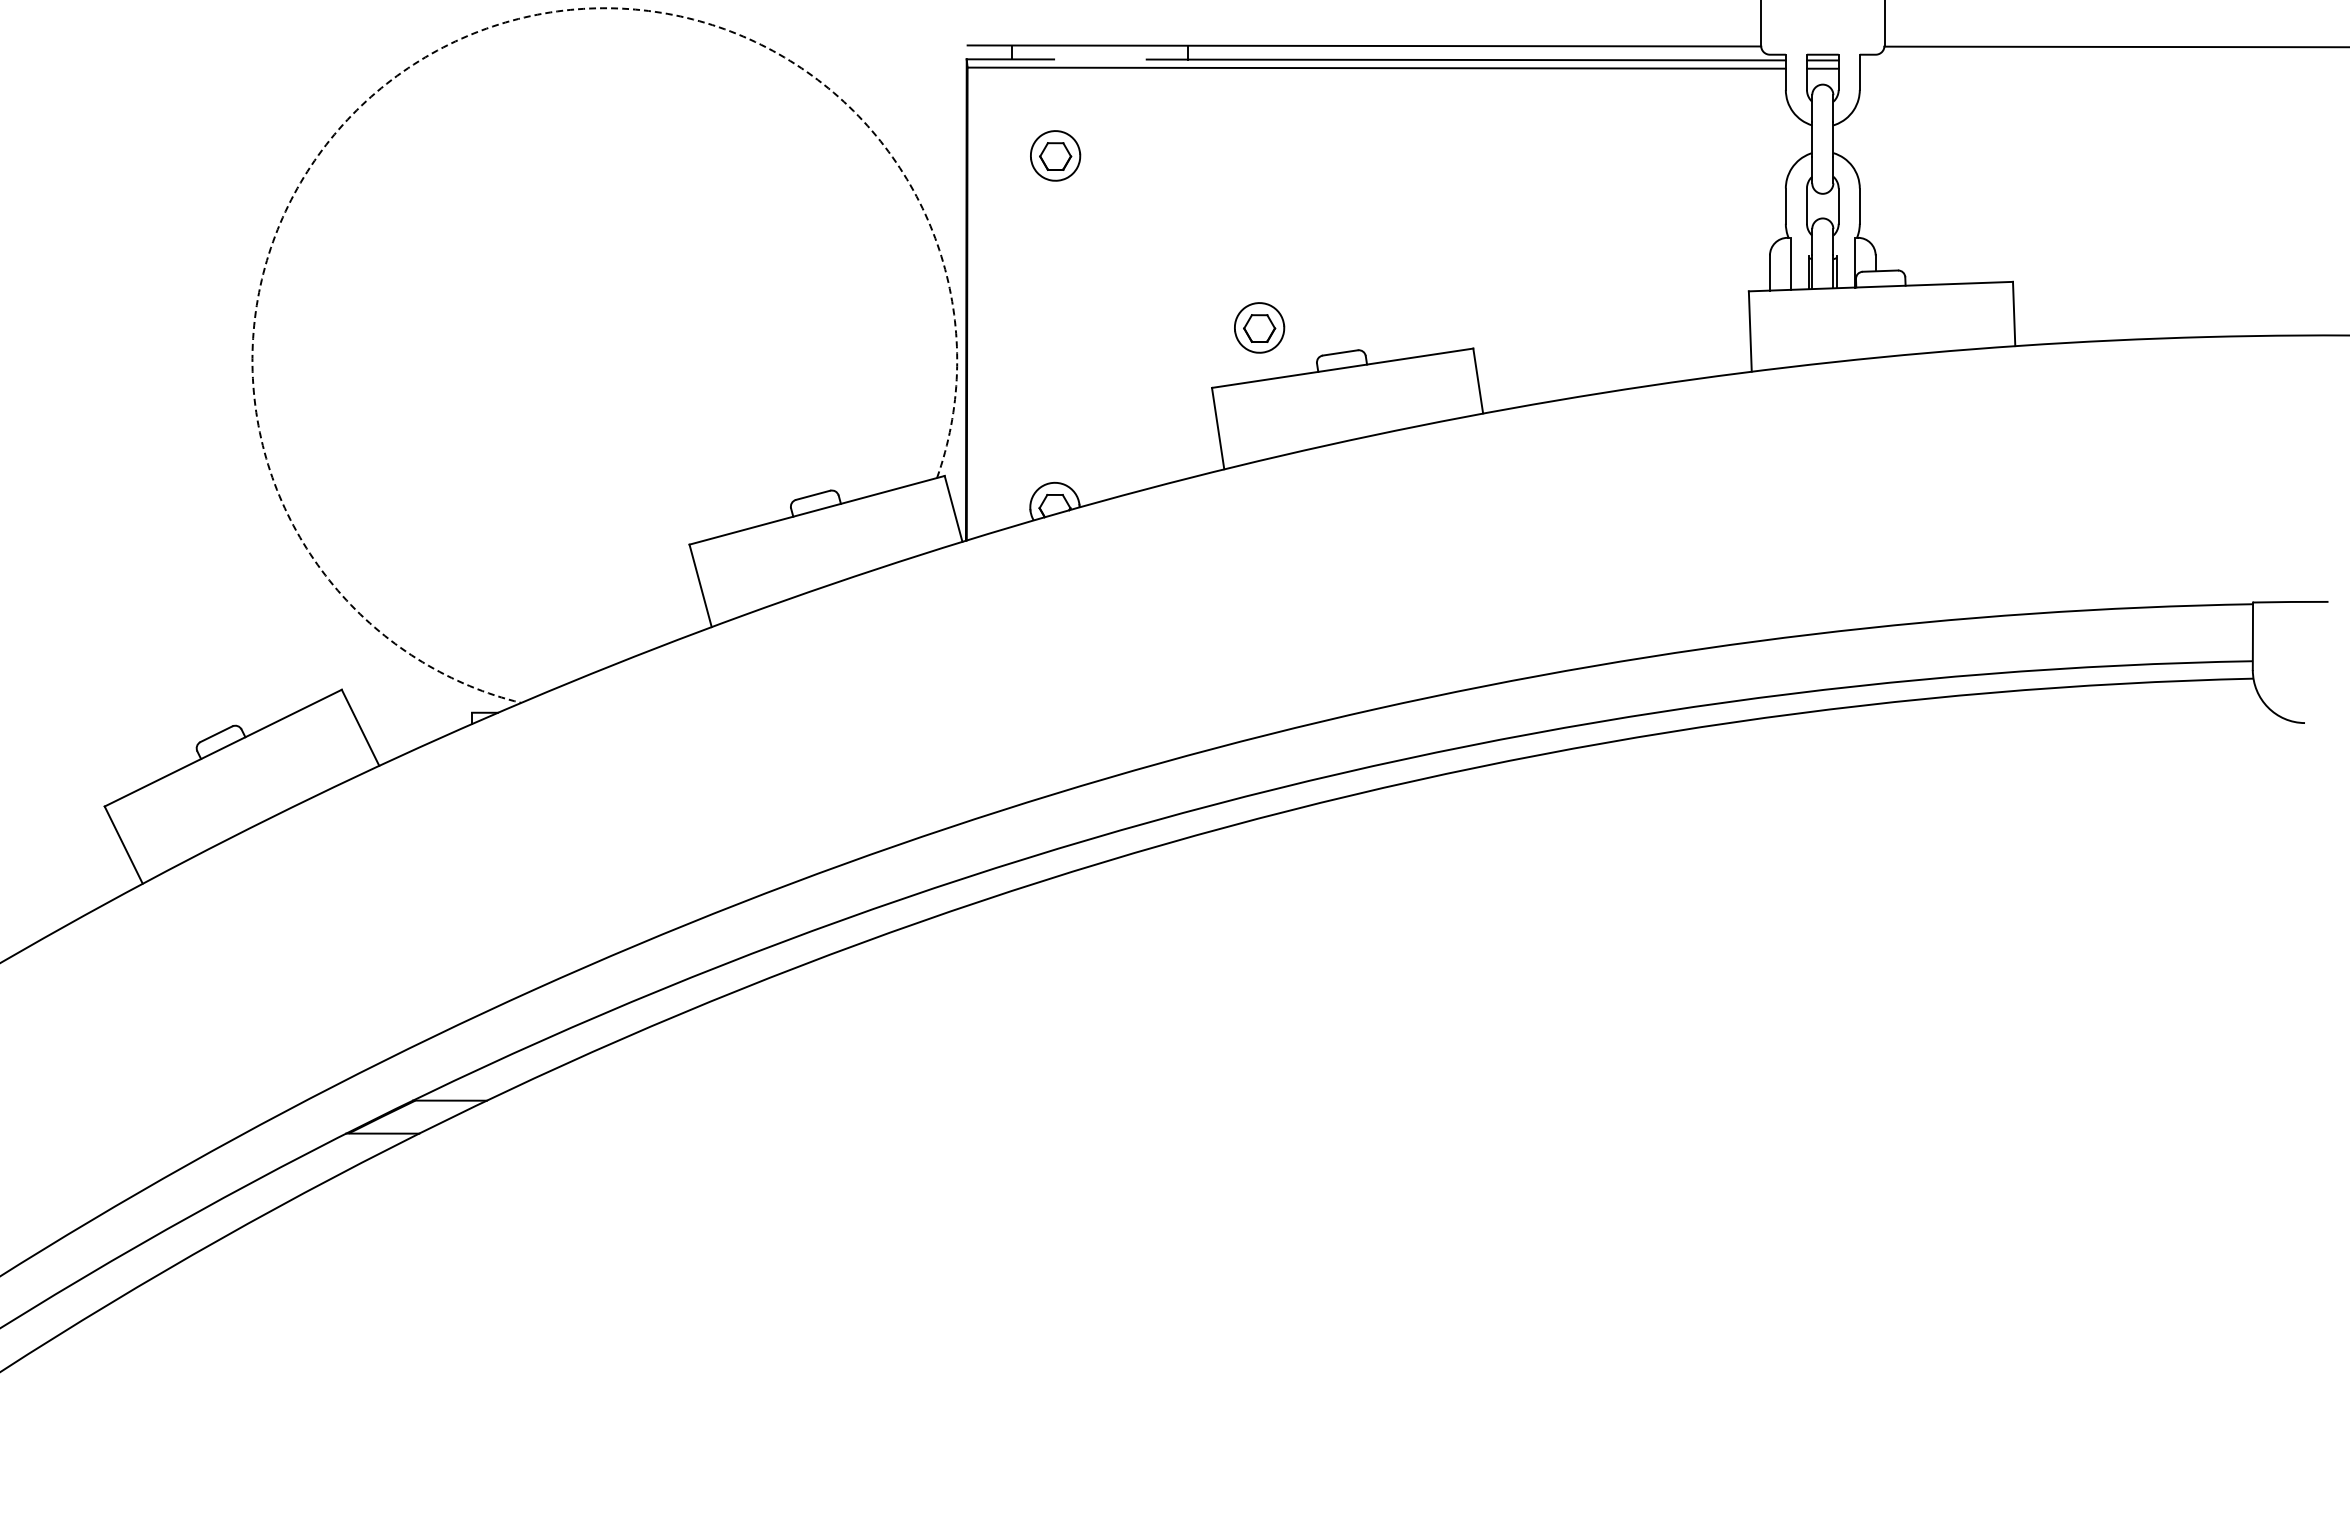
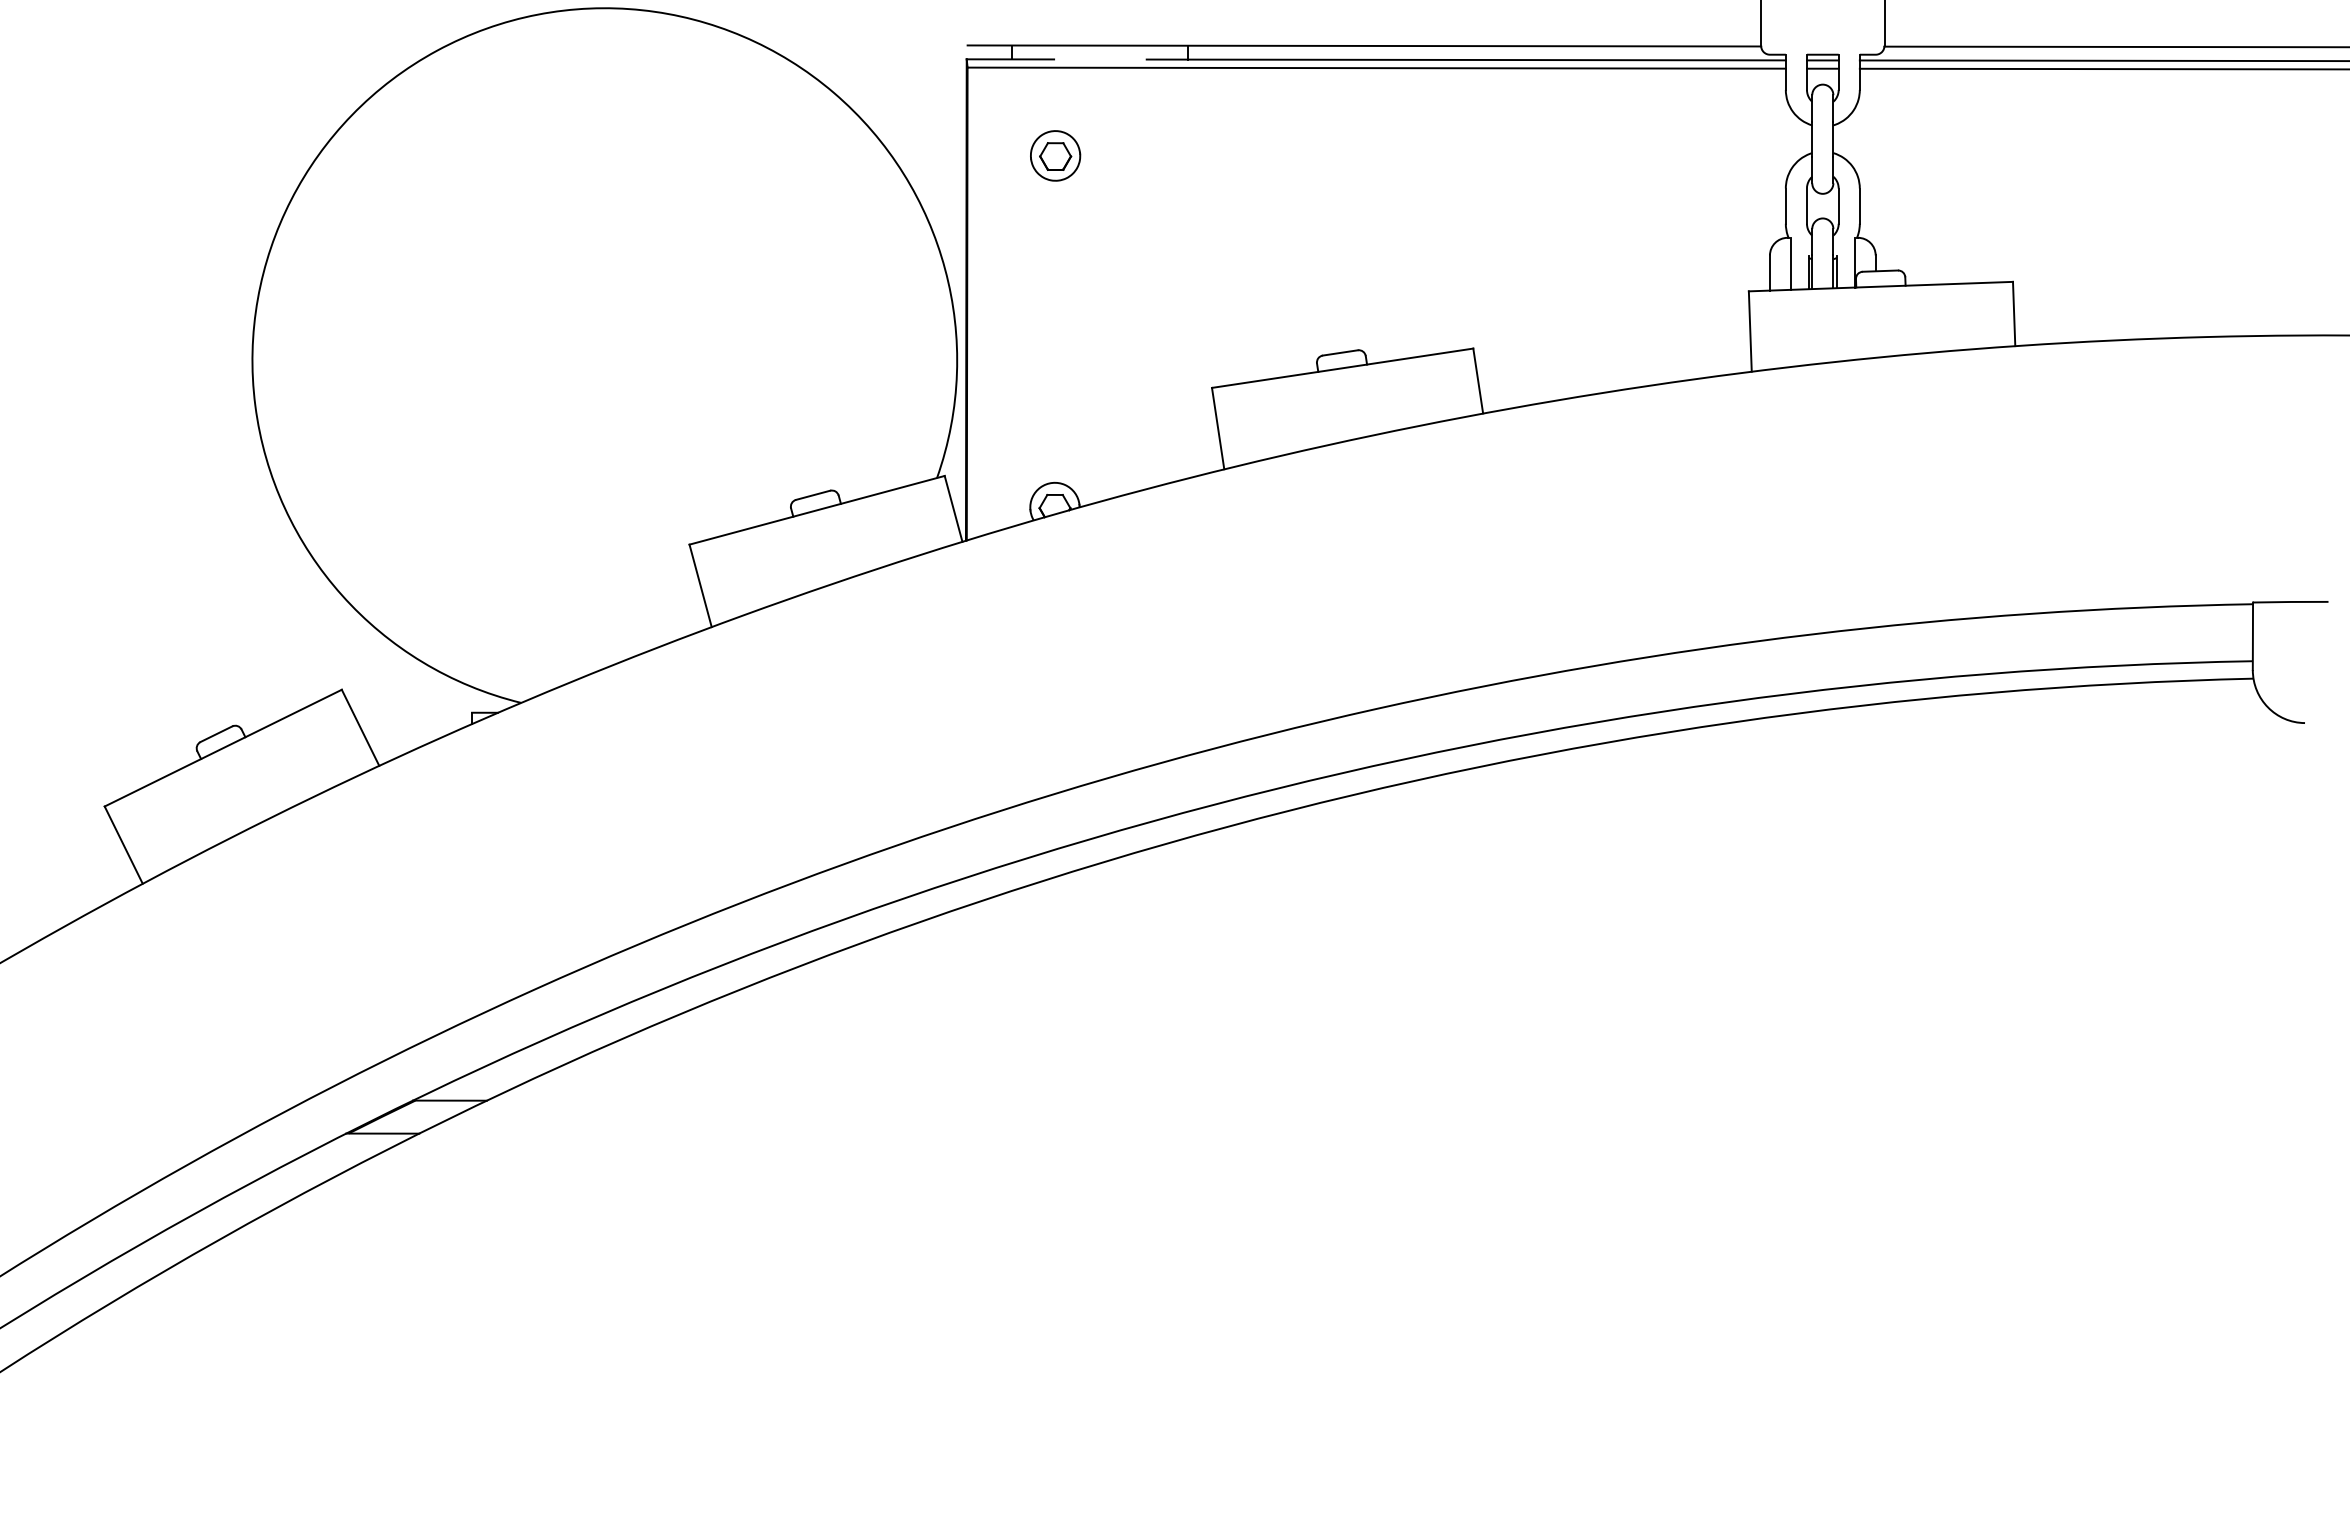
arc: dashed -> solid (437, 50)
line: none -> present (2102, 60)
line: none -> present (2102, 68)
part: present -> none (1259, 327)
